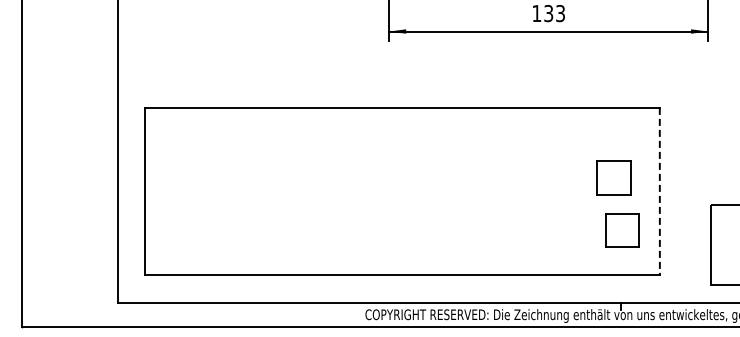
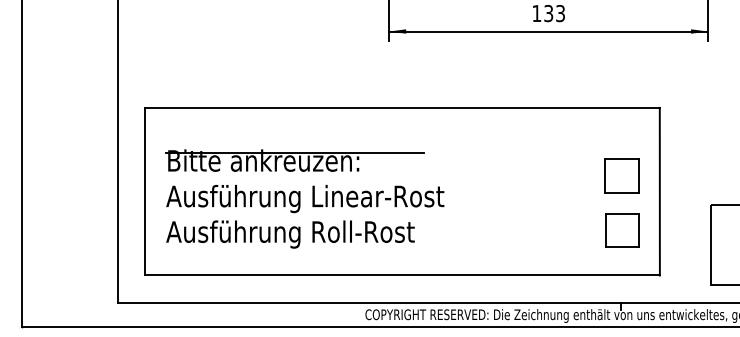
part position: (613, 177) -> (621, 175) (621, 175)
line: dashed -> solid (659, 191)
part: none -> present (304, 198)
